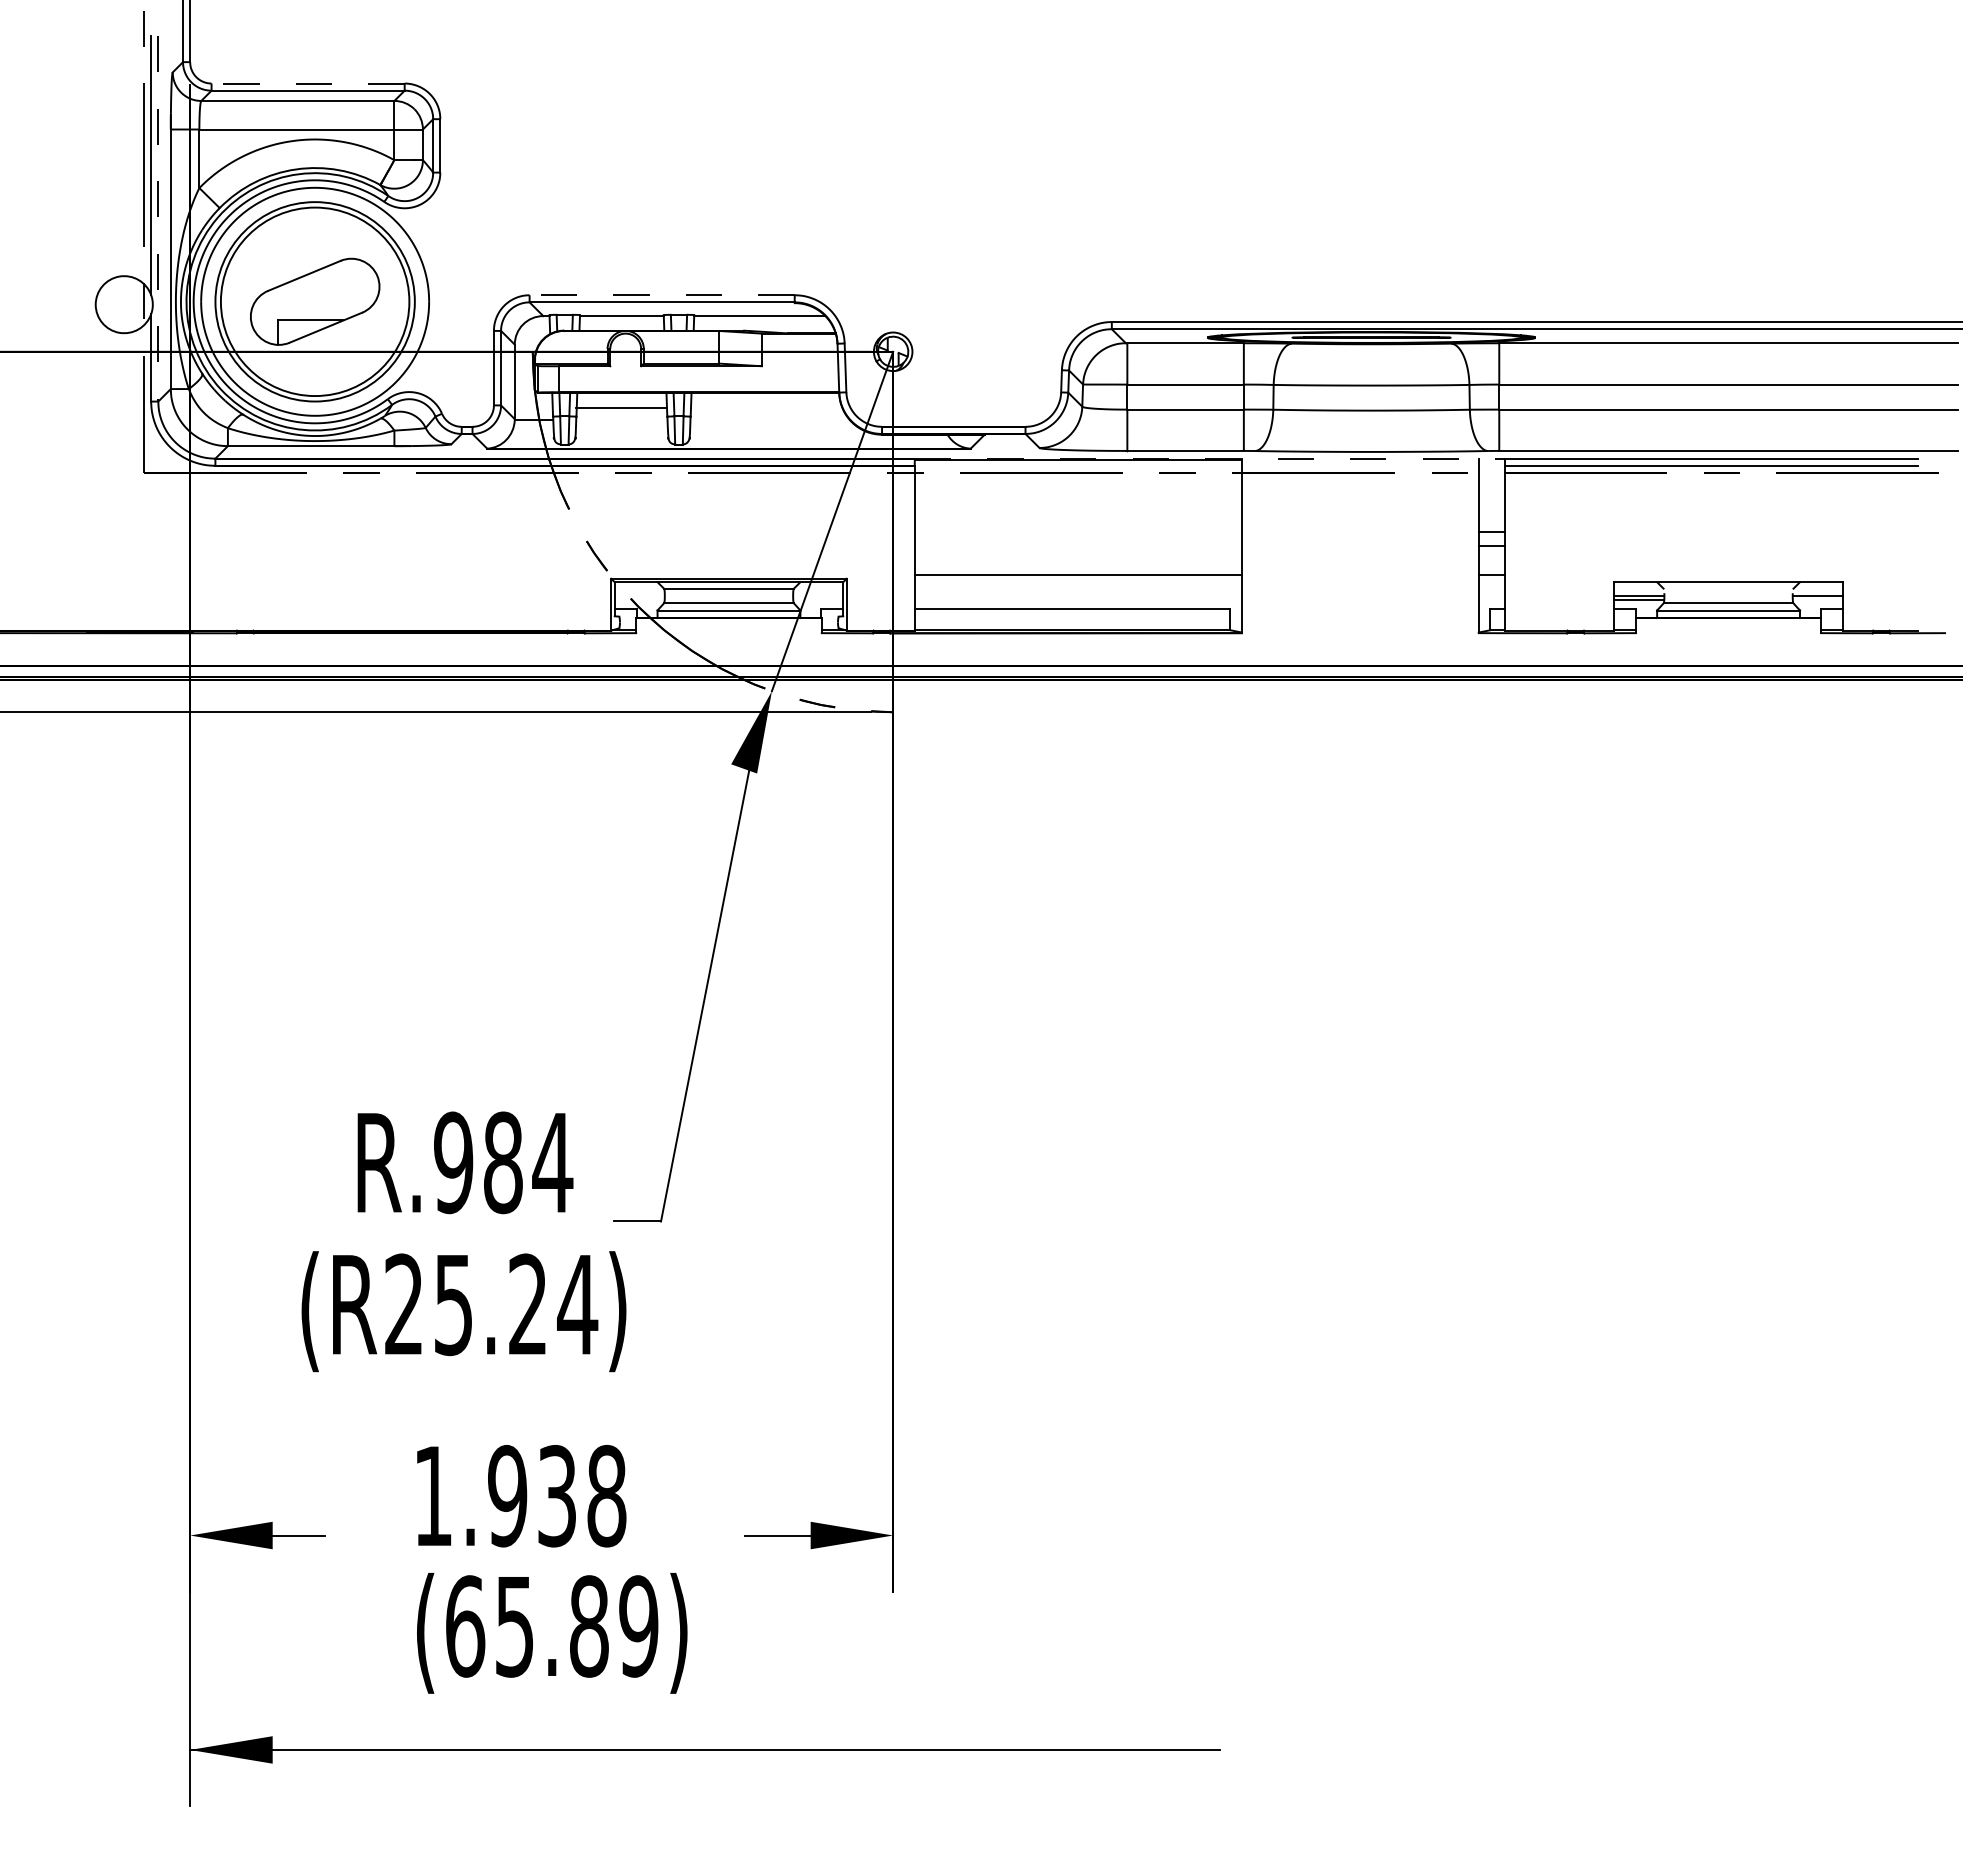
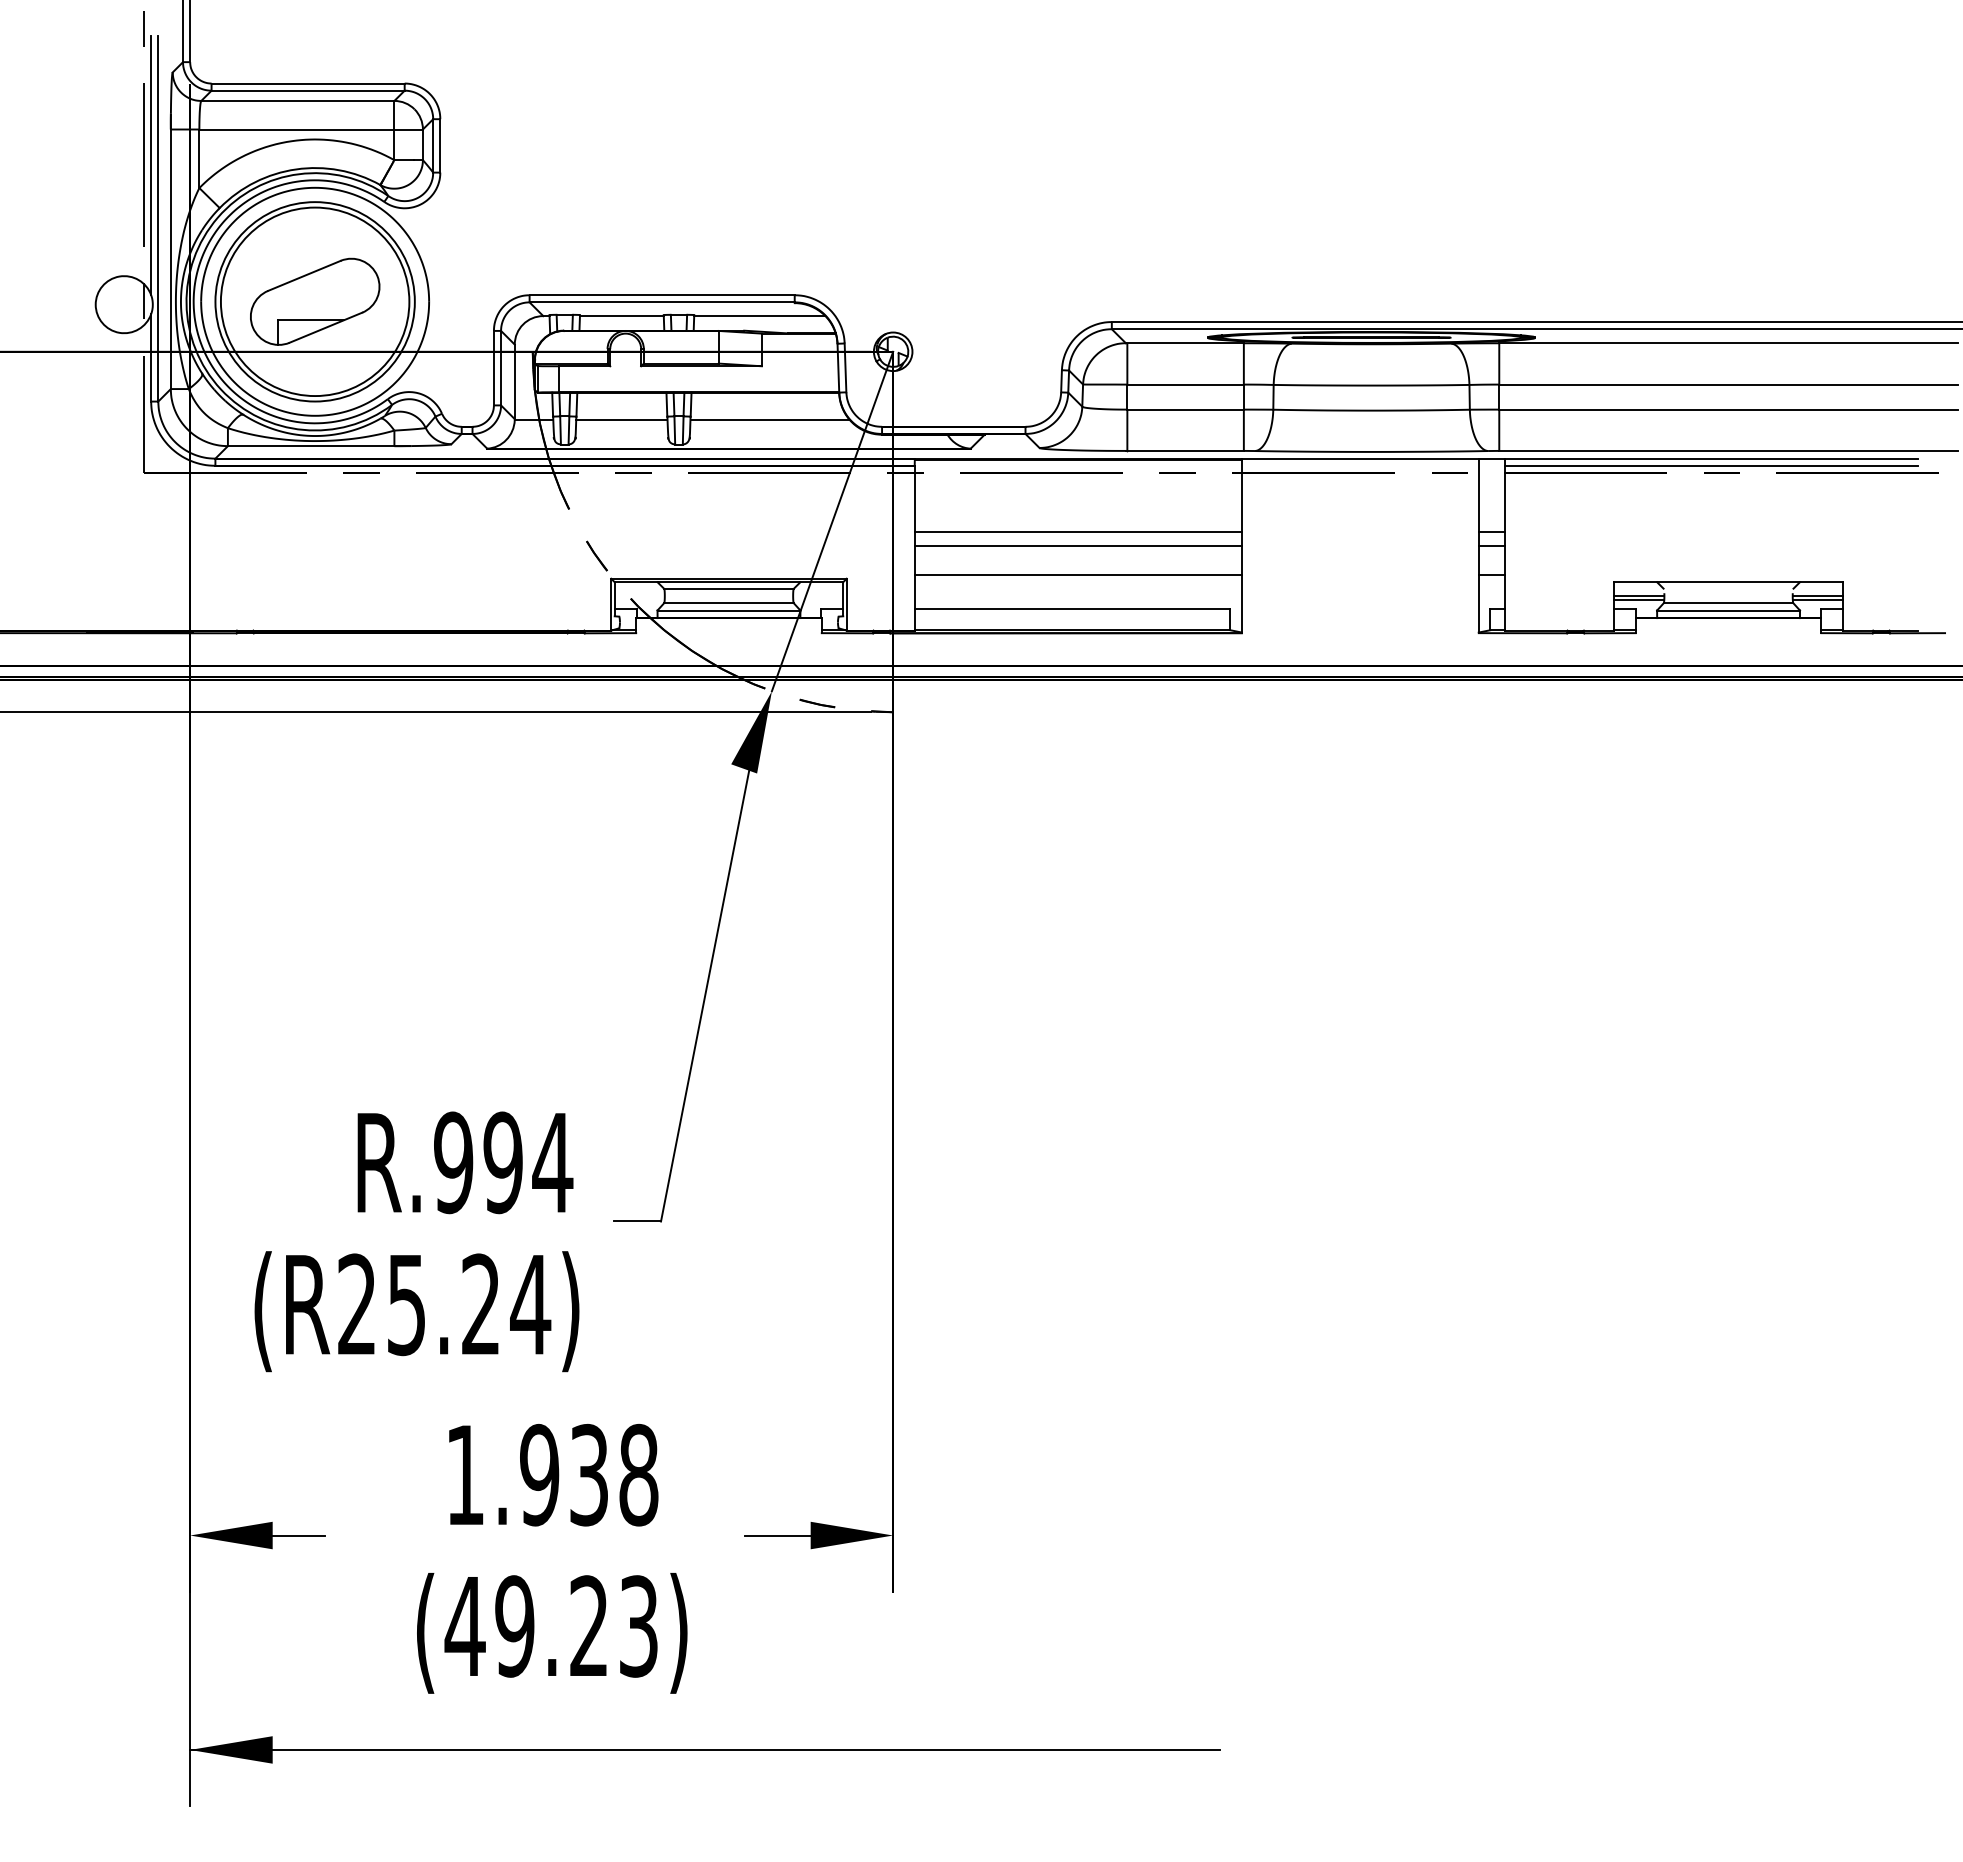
line: dashed -> solid (308, 83)
line: dashed -> solid (158, 218)
line: dashed -> solid (662, 295)
line position: (621, 408) -> (621, 420) (621, 420)
line: none -> present (769, 420)
line: dashed -> solid (1210, 458)
line: none -> present (1077, 531)
line: none -> present (1077, 546)
line: none -> present (1817, 600)
text: R.984 -> R.994 (502, 1162)
text position: (463, 1311) -> (416, 1311) (416, 1311)
text position: (521, 1496) -> (553, 1475) (553, 1475)
text: (65.89) -> (49.23) (551, 1626)
